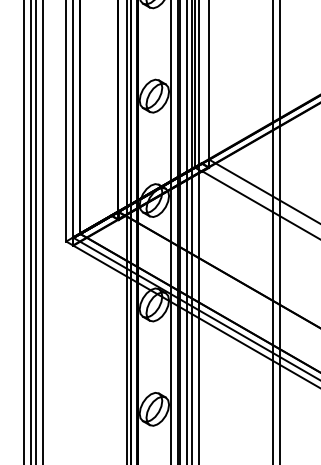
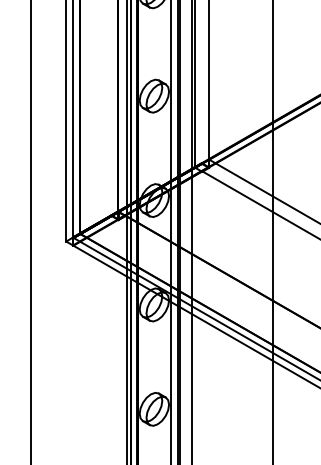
line: present -> none (24, 231)
line: present -> none (36, 231)
line: present -> none (42, 231)
line: present -> none (186, 231)
line: present -> none (198, 231)
line: present -> none (279, 231)
